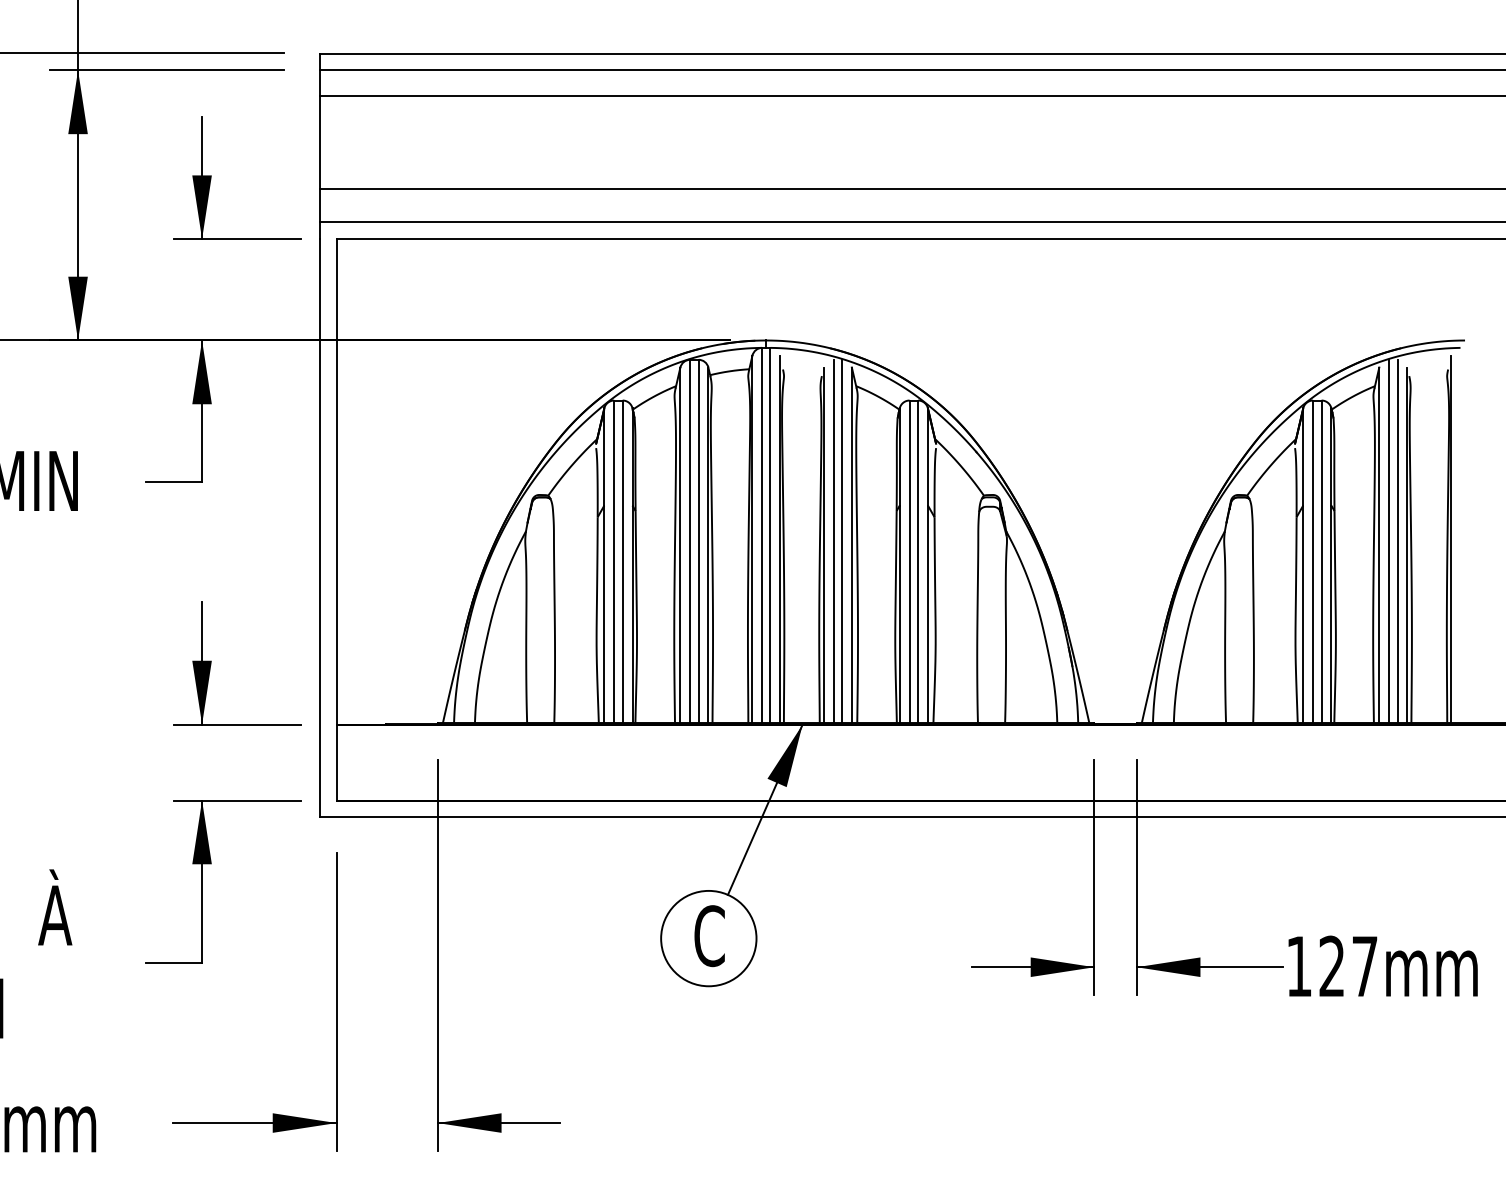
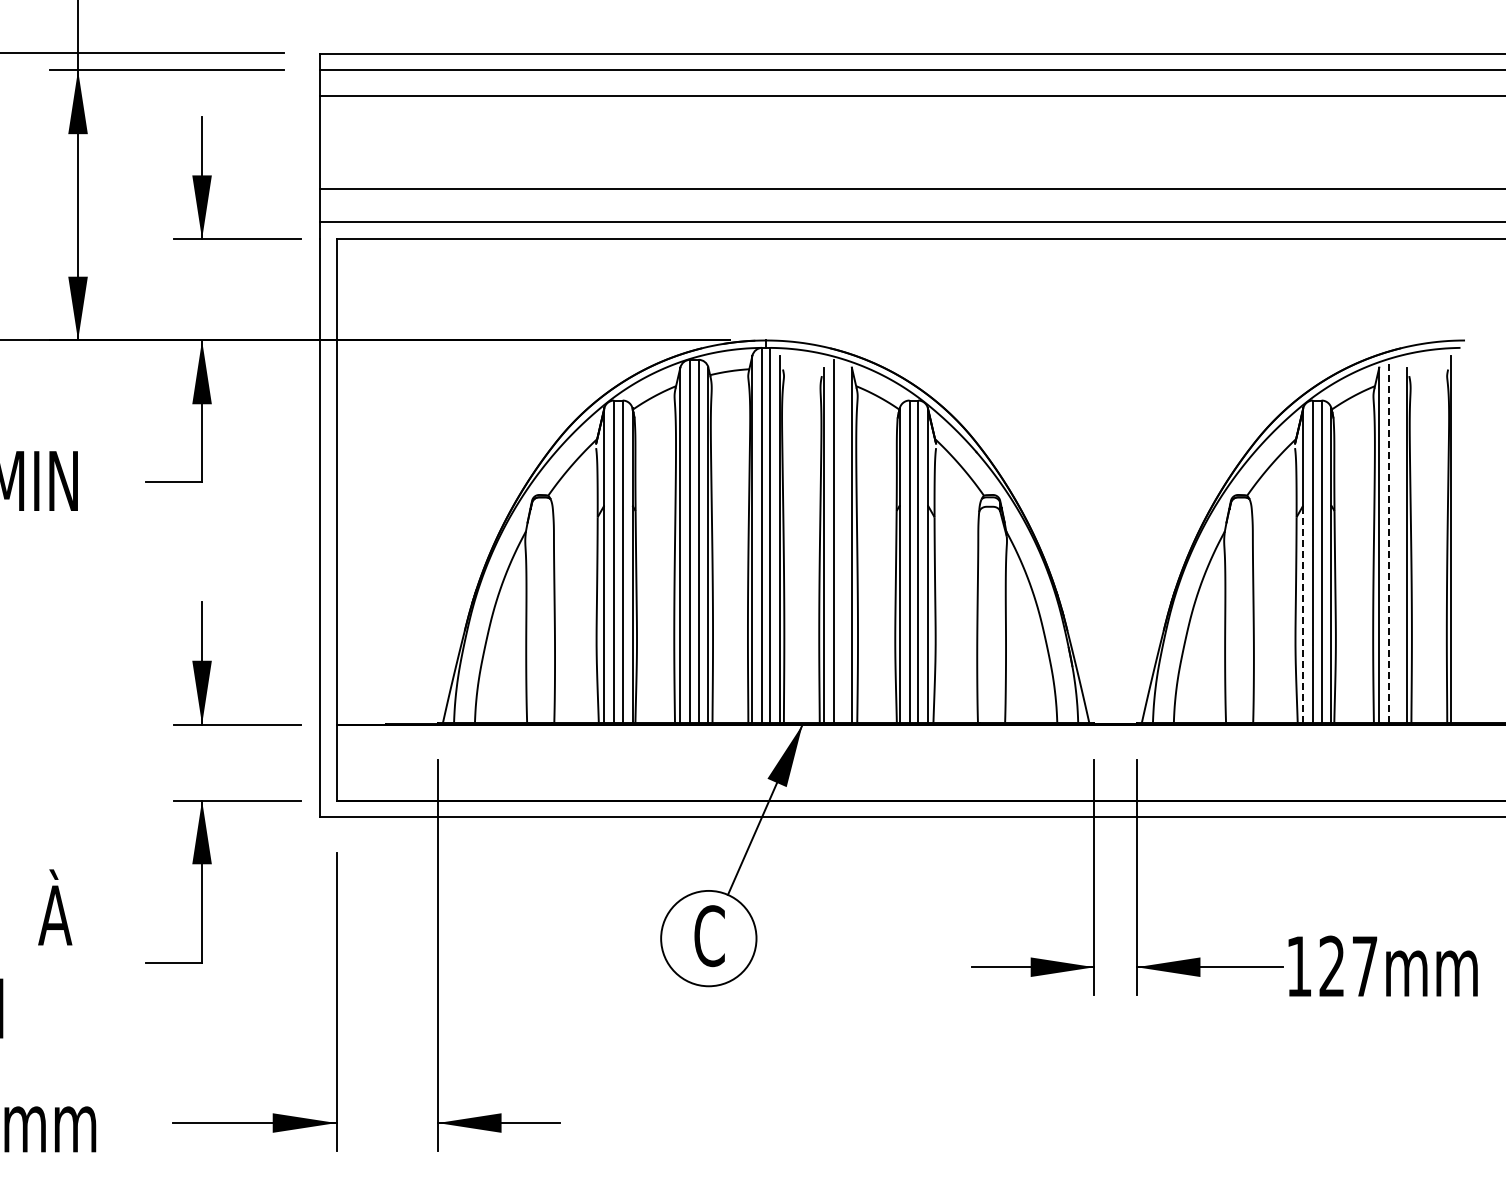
line: present -> none (842, 540)
line: solid -> dashed (1389, 540)
line: present -> none (1397, 540)
line: solid -> dashed (1303, 614)
